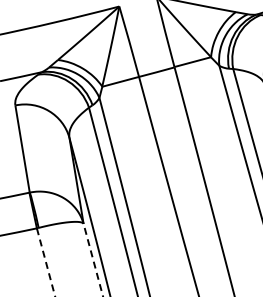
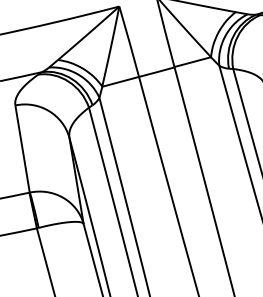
line: dashed -> solid (93, 259)
line: dashed -> solid (46, 263)
